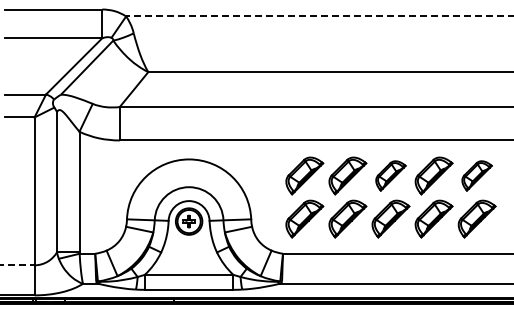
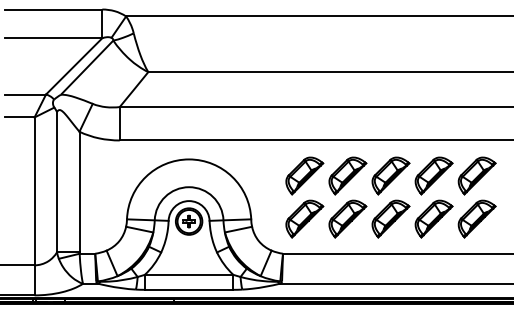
line: dashed -> solid (319, 16)
part size: 32x32 px -> 40x40 px (390, 175)
part size: 32x32 px -> 40x40 px (476, 175)
line: dashed -> solid (17, 265)
